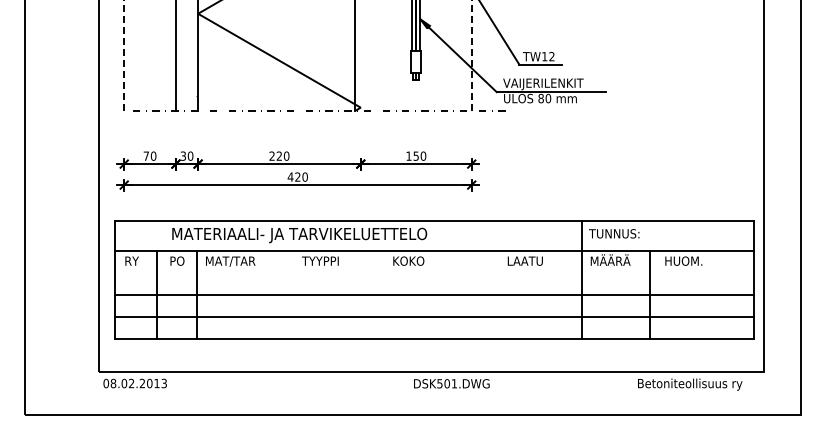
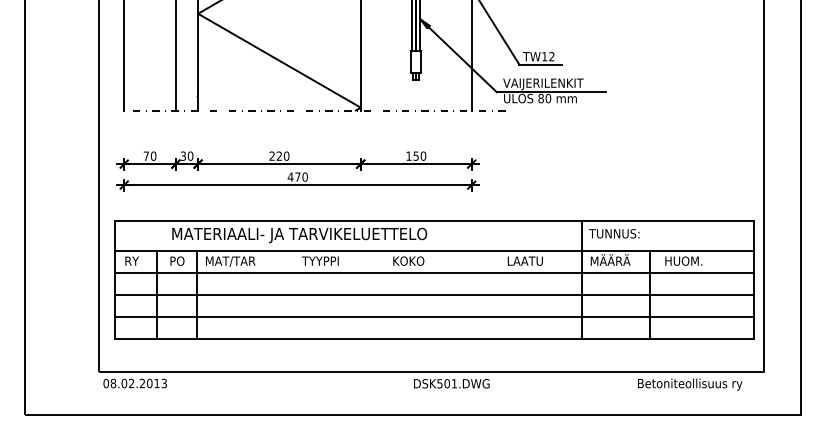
line: dashed -> solid (124, 54)
line: dashed -> solid (471, 55)
line position: (354, 56) -> (360, 56) (360, 56)
text: 420 -> 470 (297, 176)
line: none -> present (434, 272)
